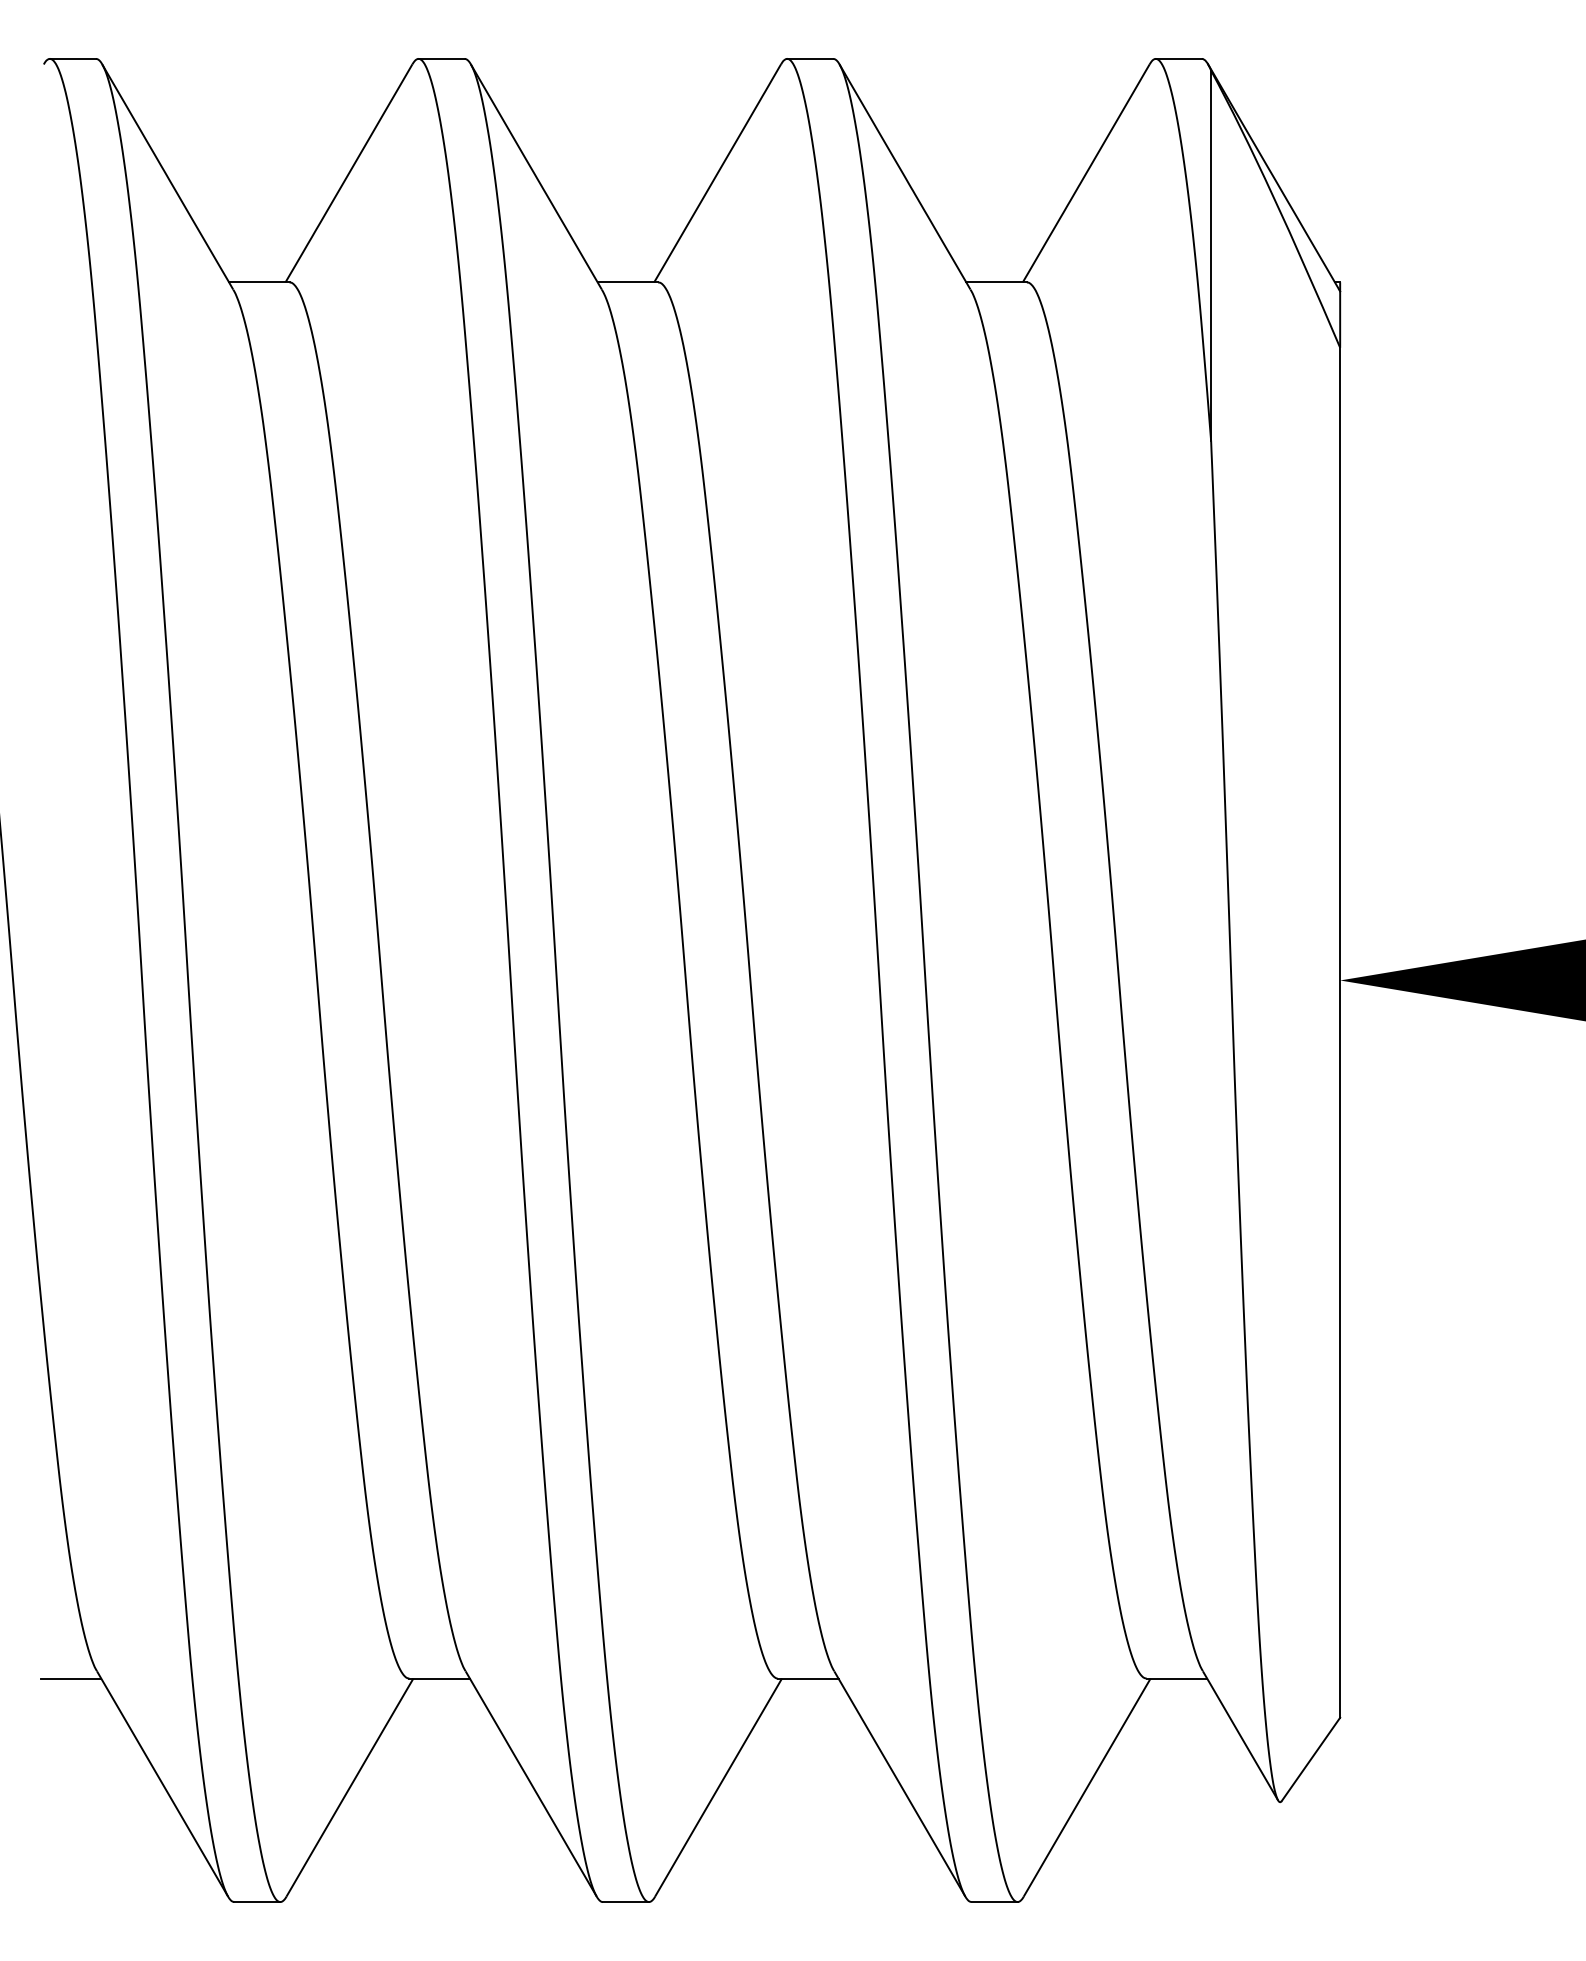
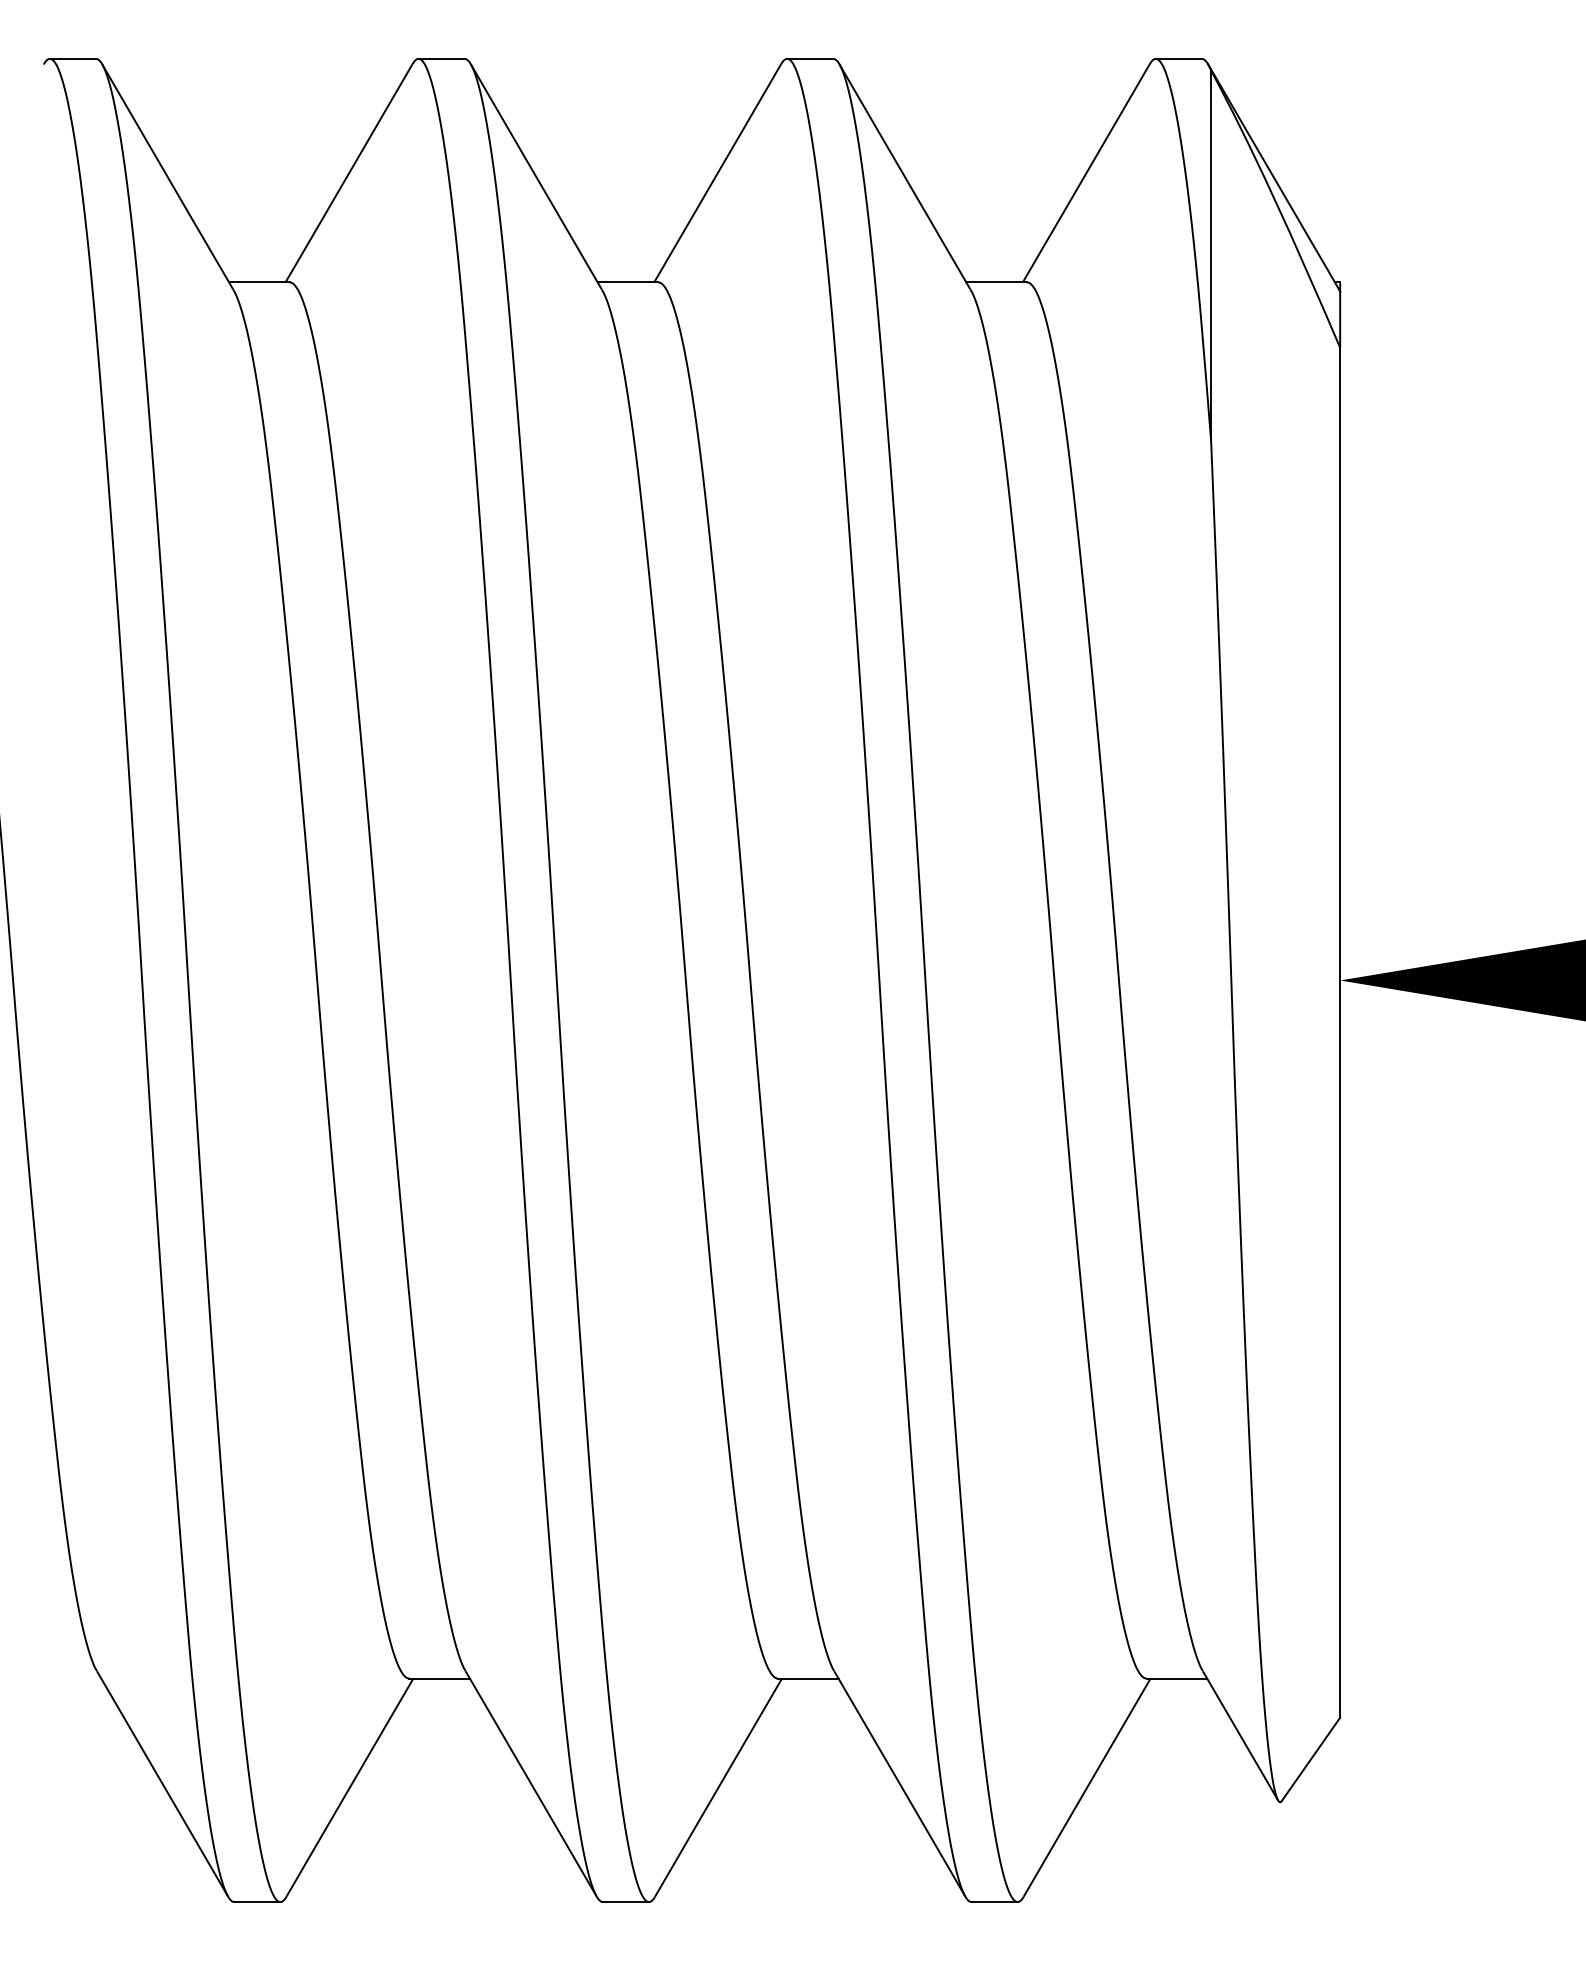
line: present -> none (70, 1678)
